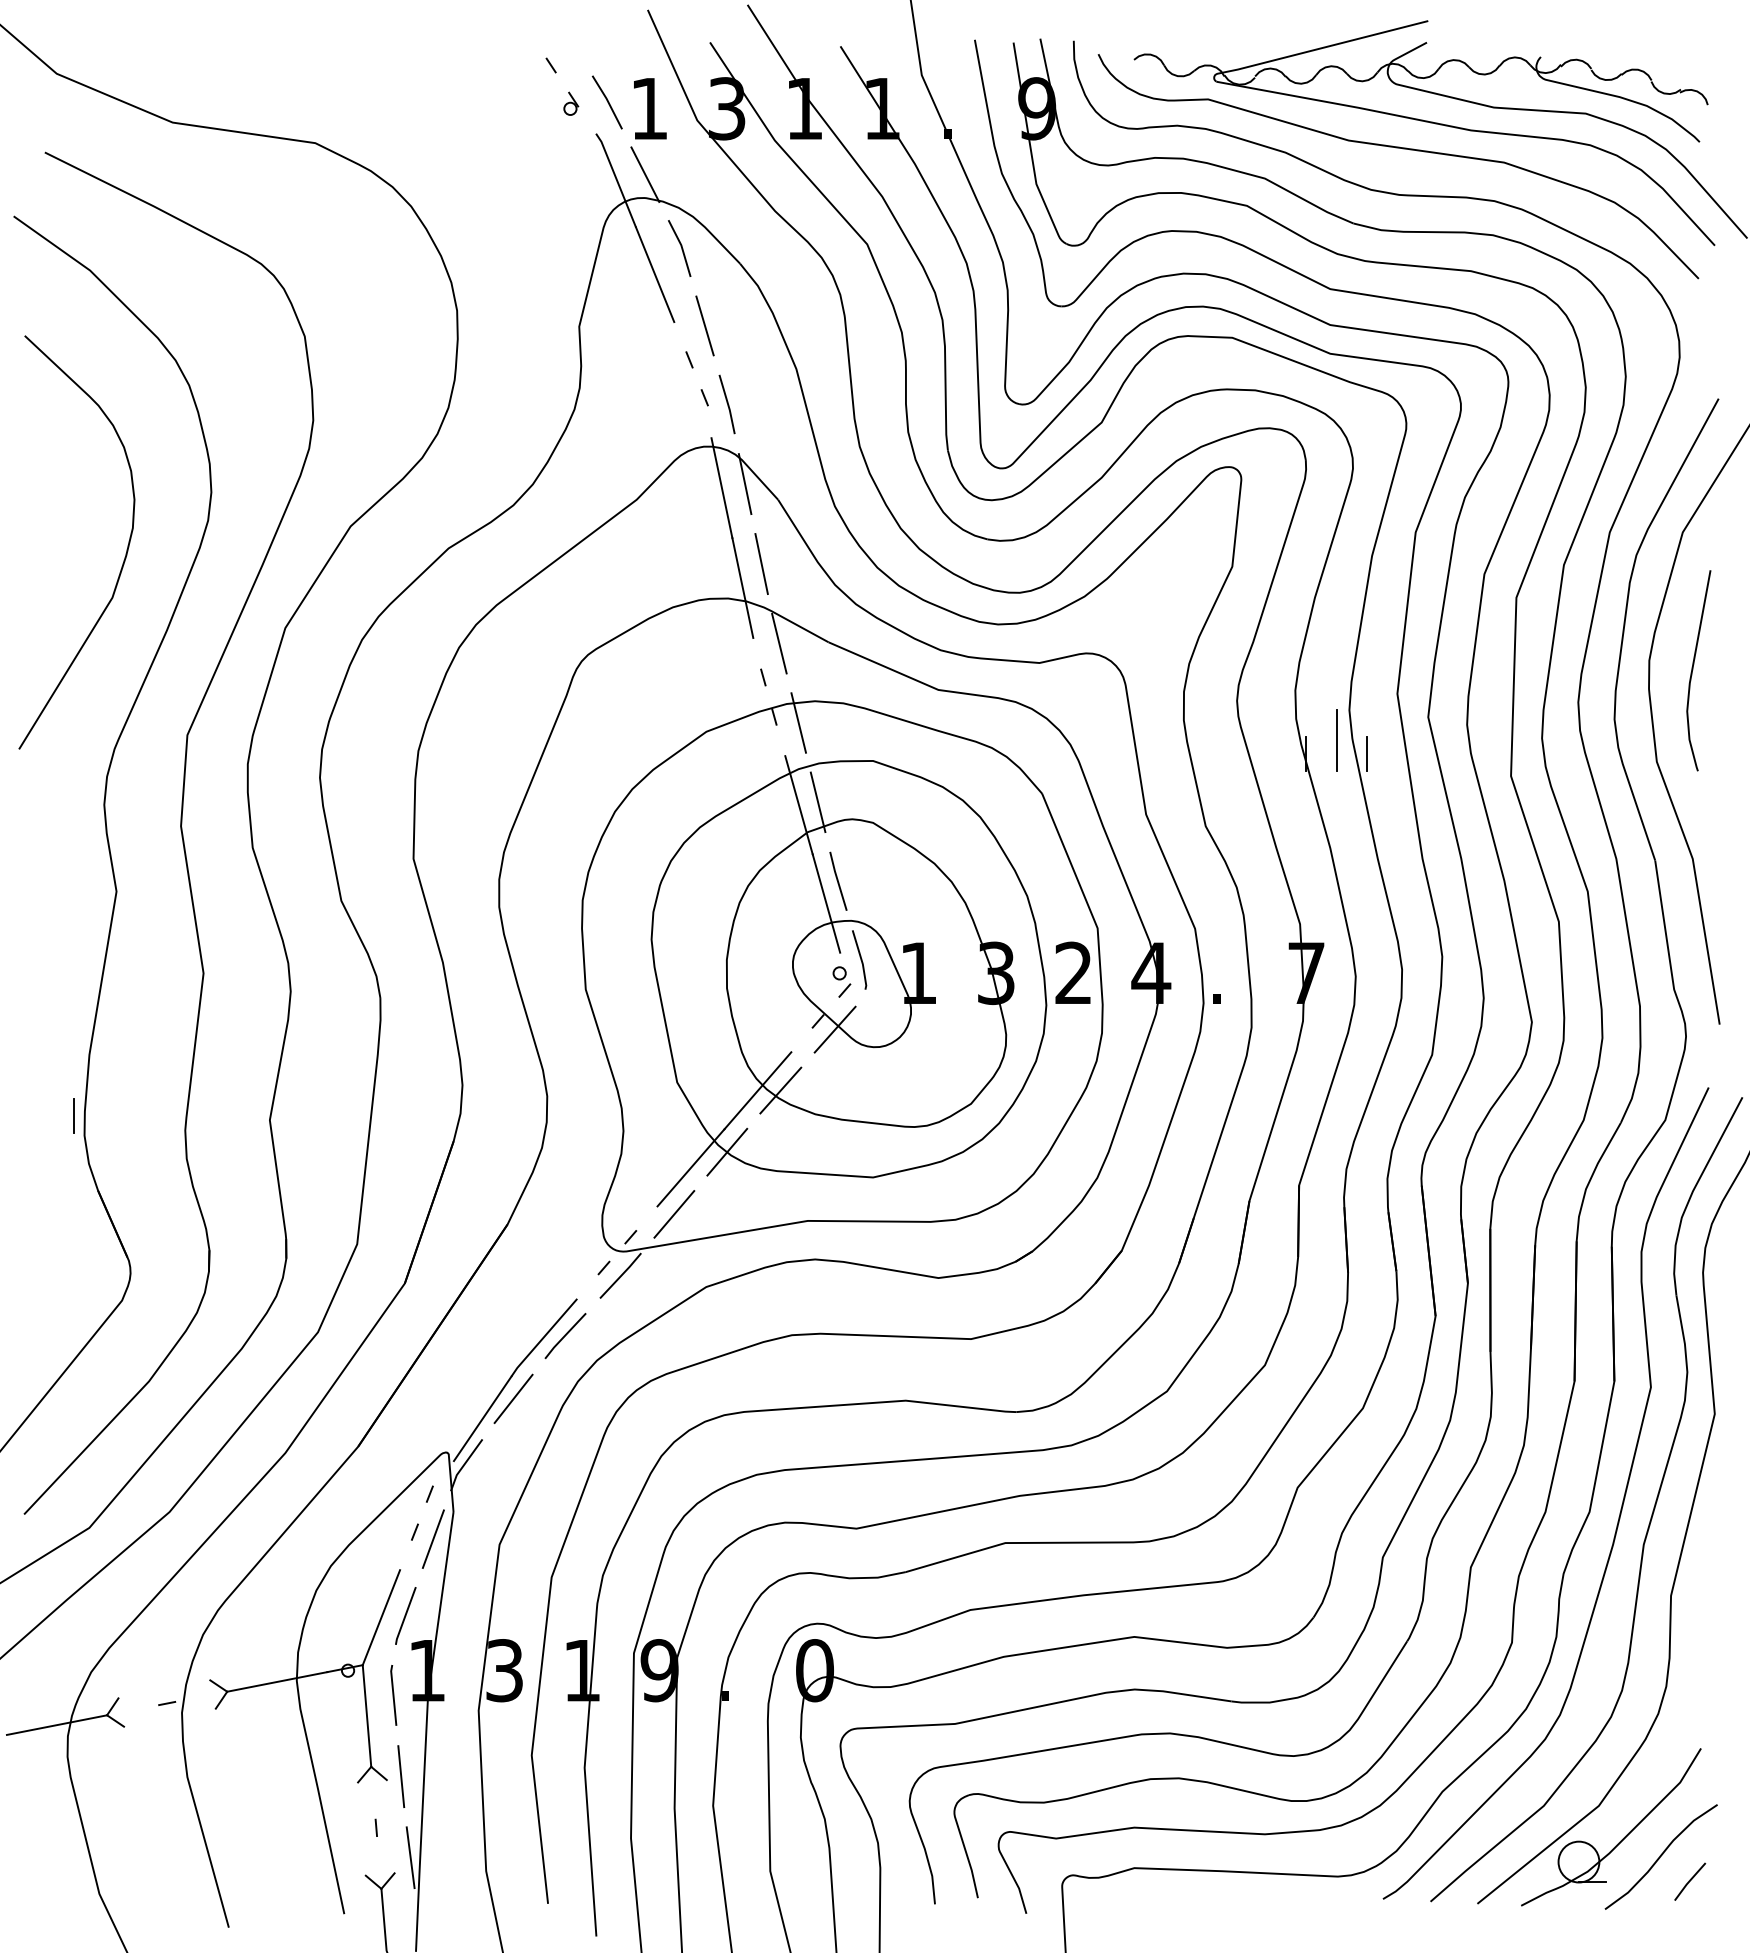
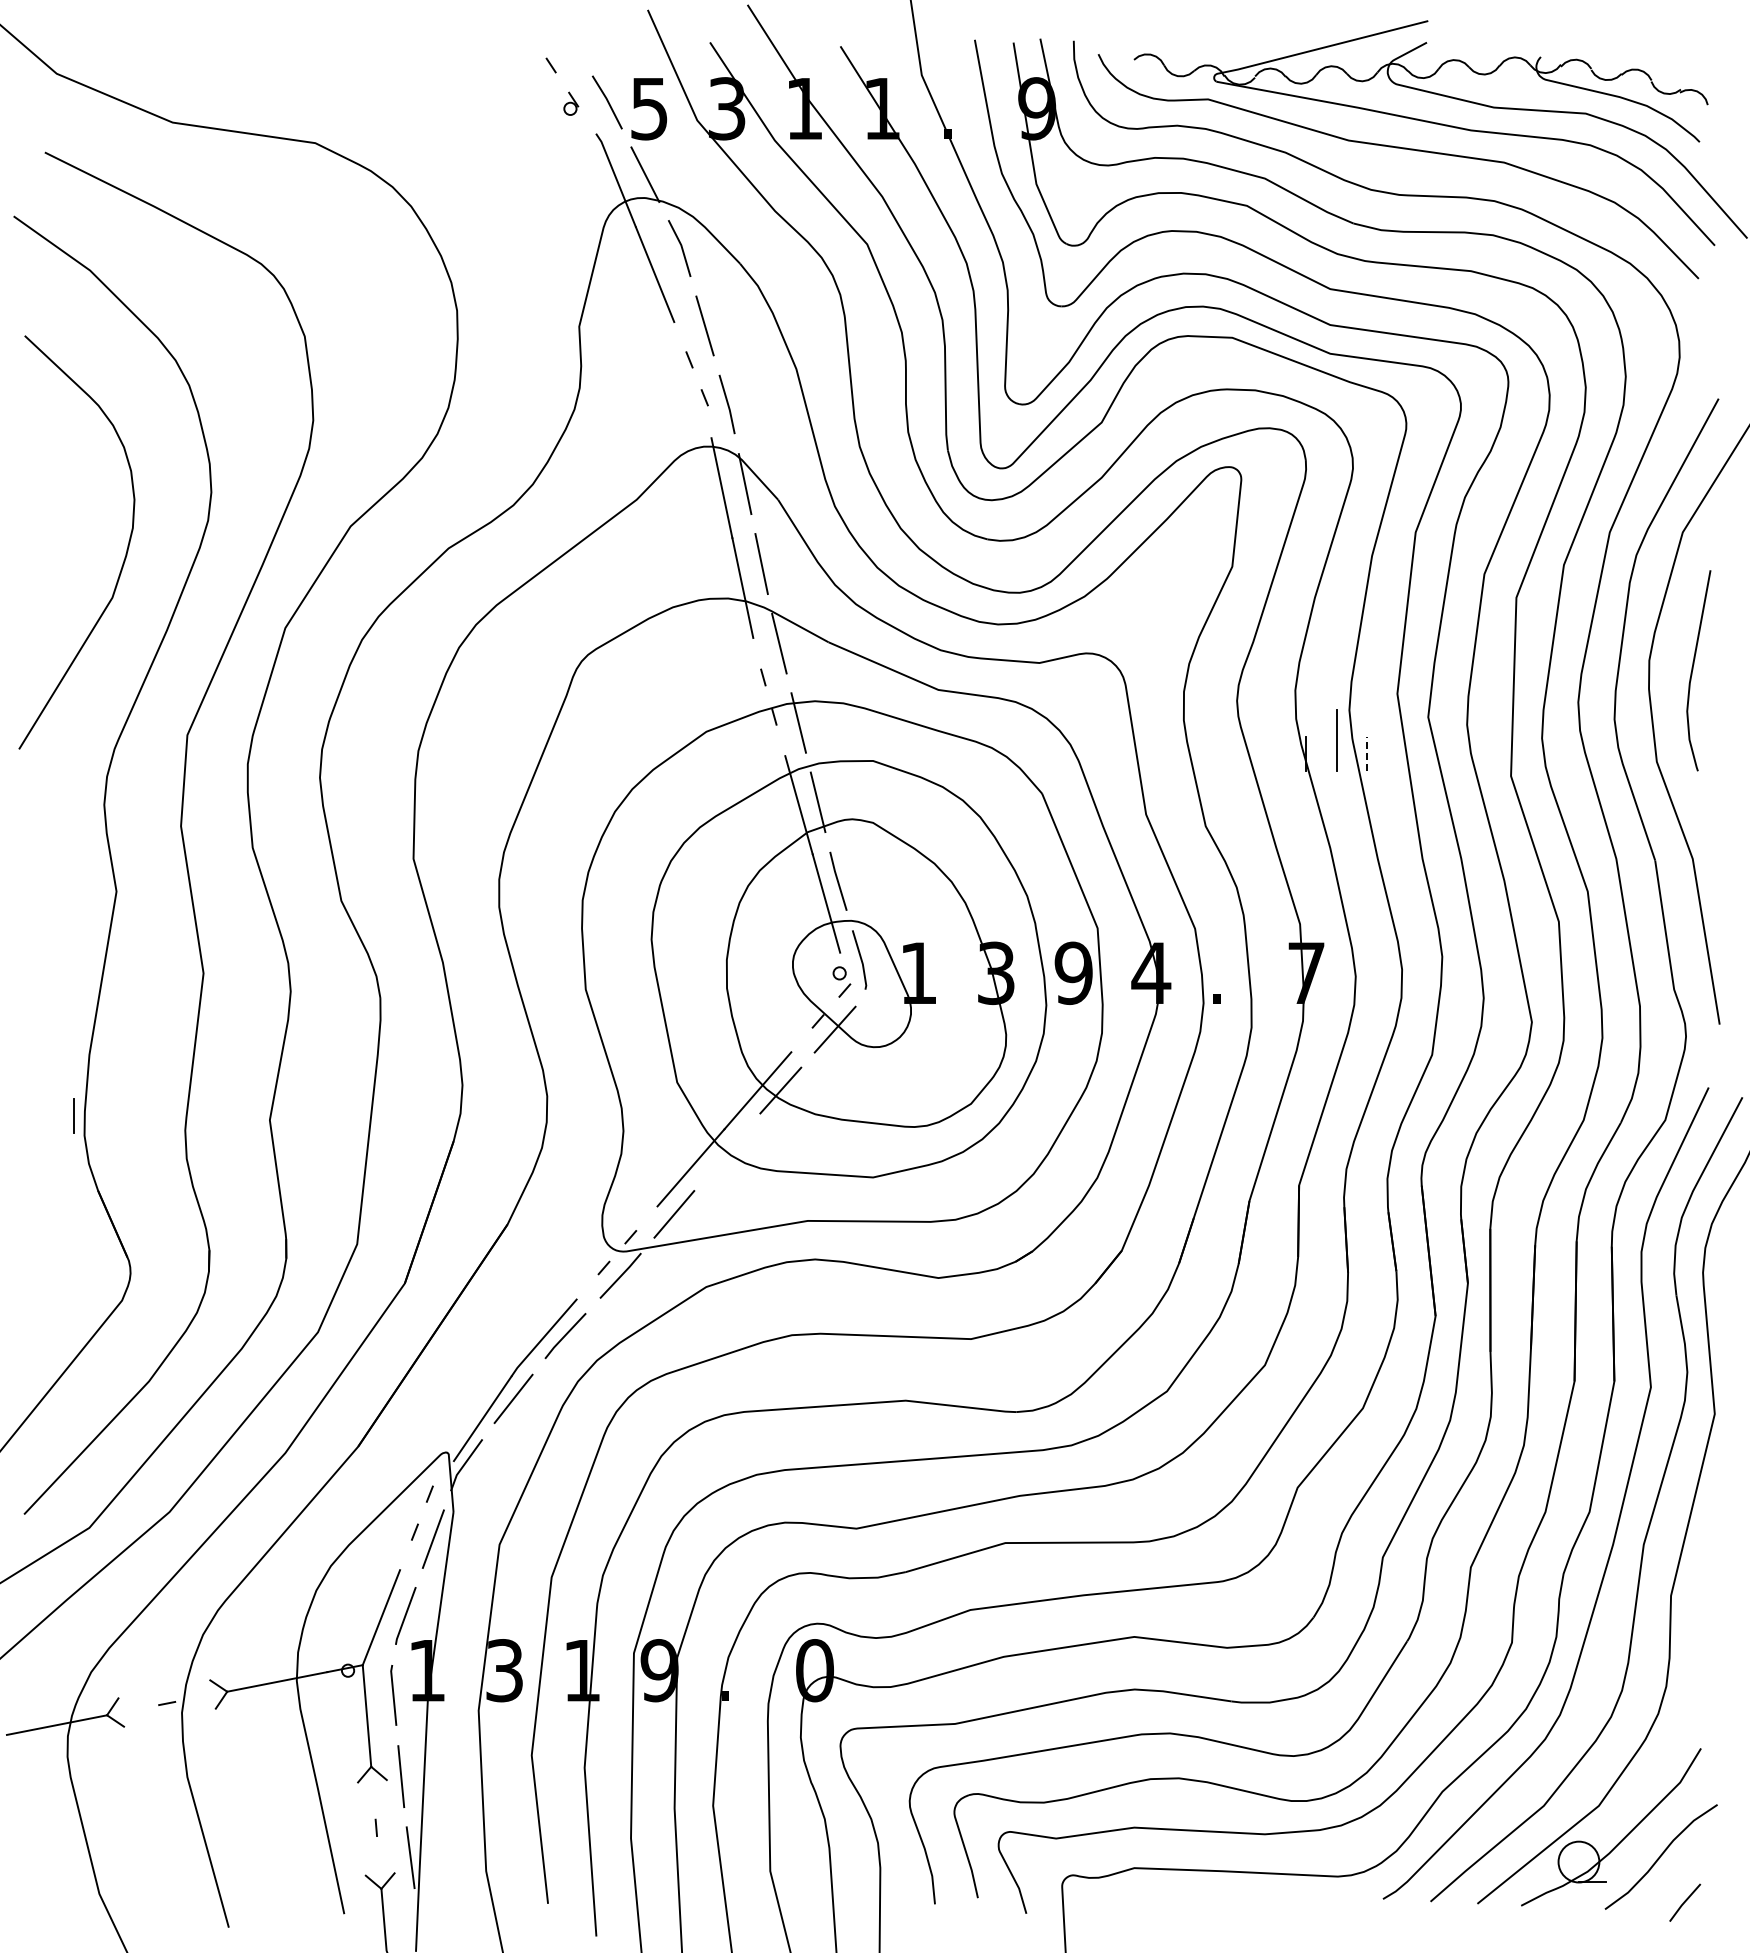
text: 1 -> 5 (649, 109)
line: solid -> dashed (1367, 753)
text: 2 -> 9 (1073, 972)
line: present -> none (727, 1151)
line position: (1690, 1881) -> (1685, 1902) (1685, 1902)
